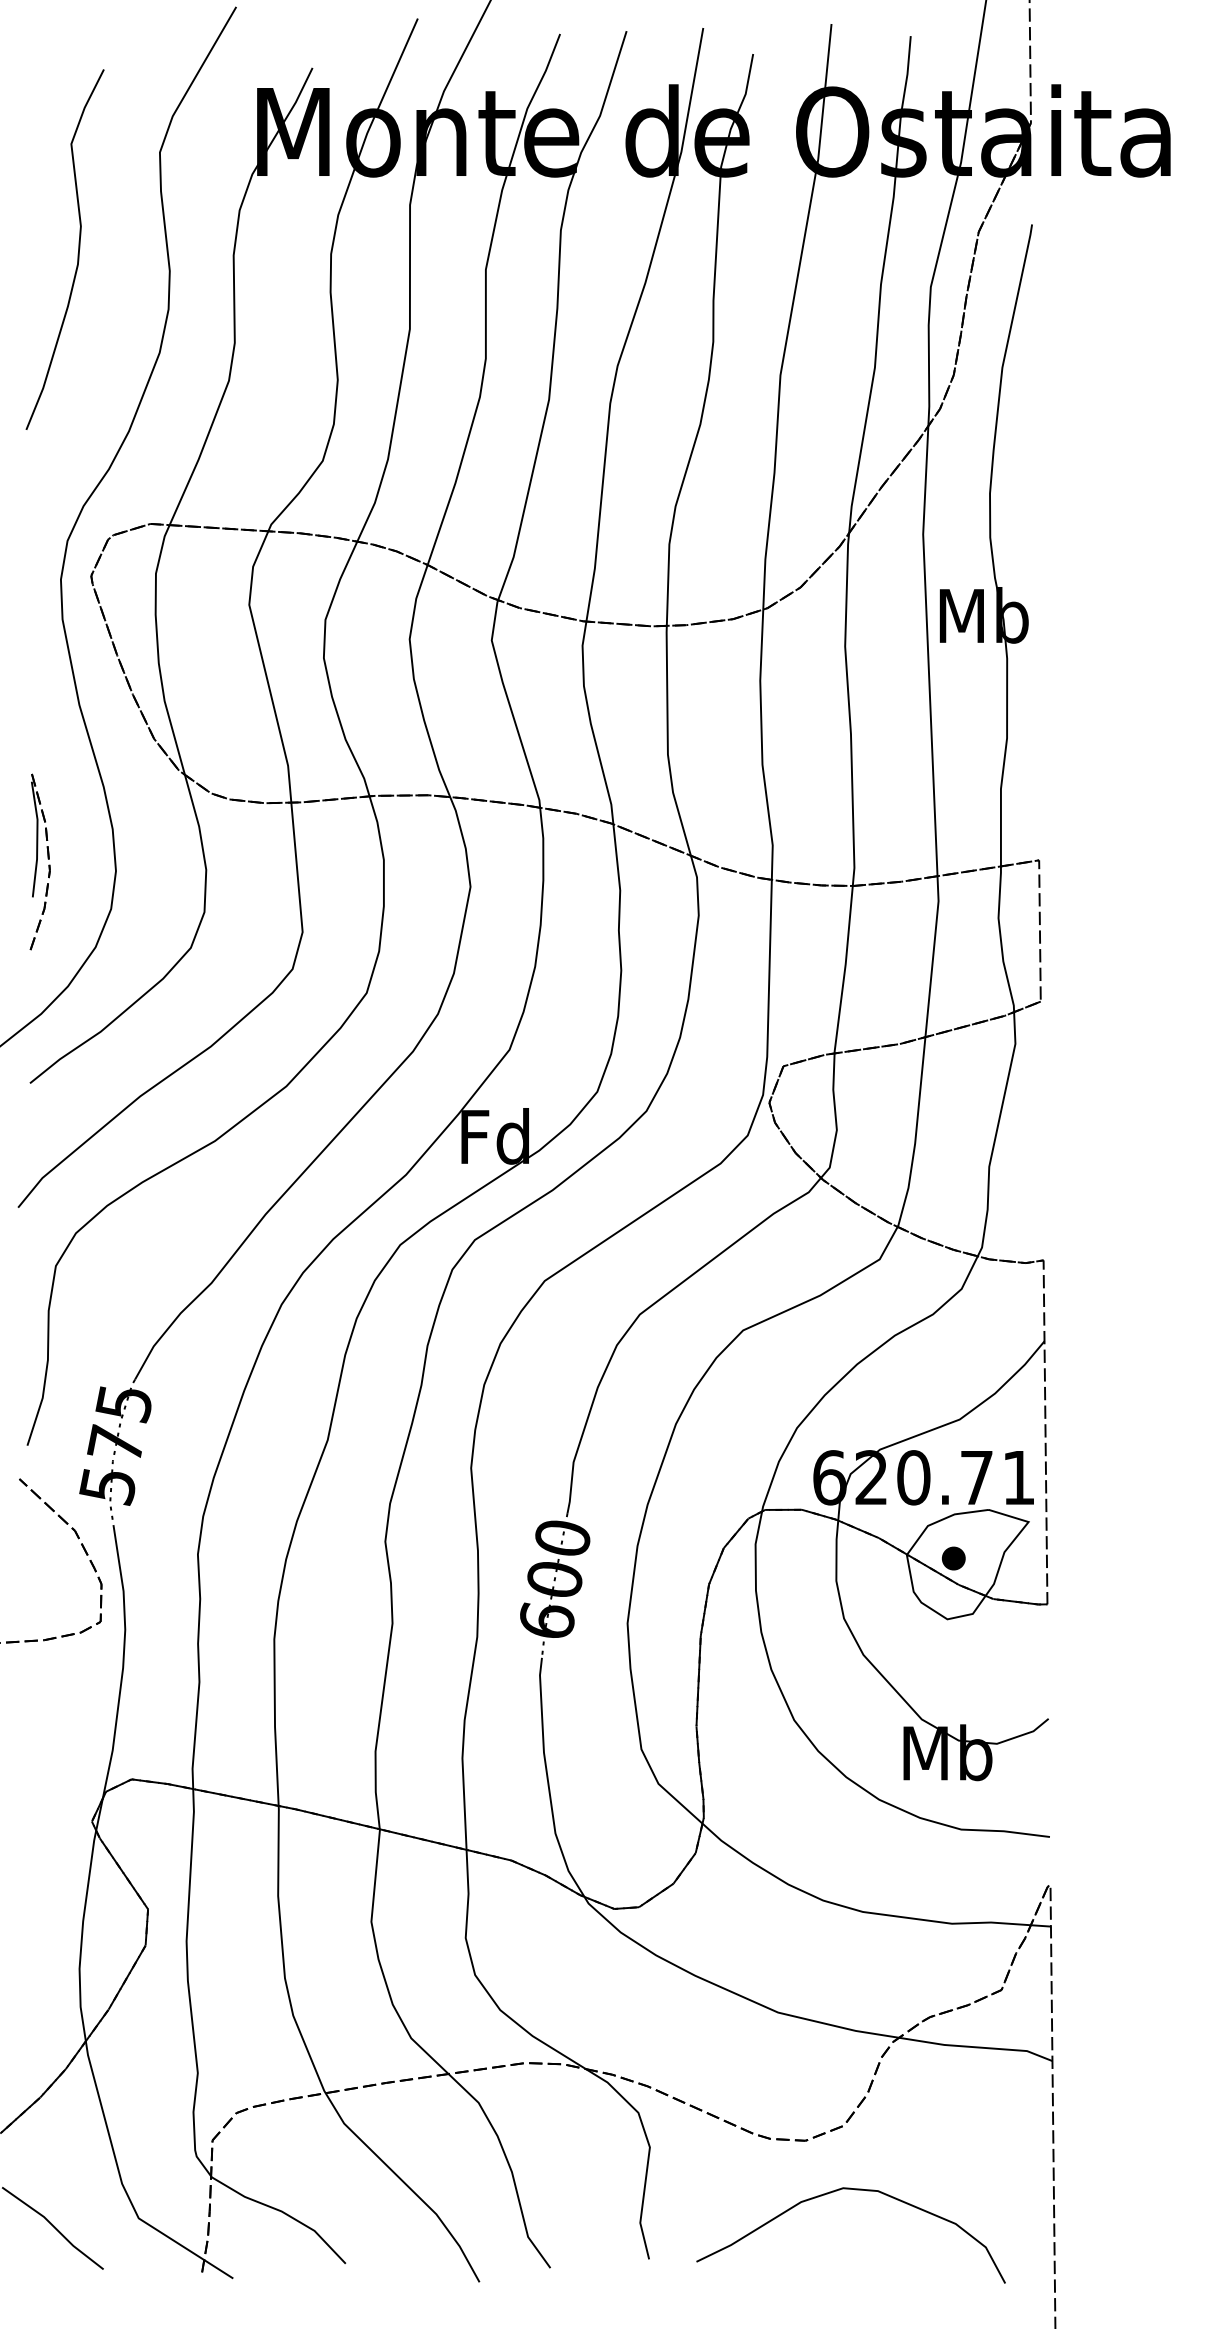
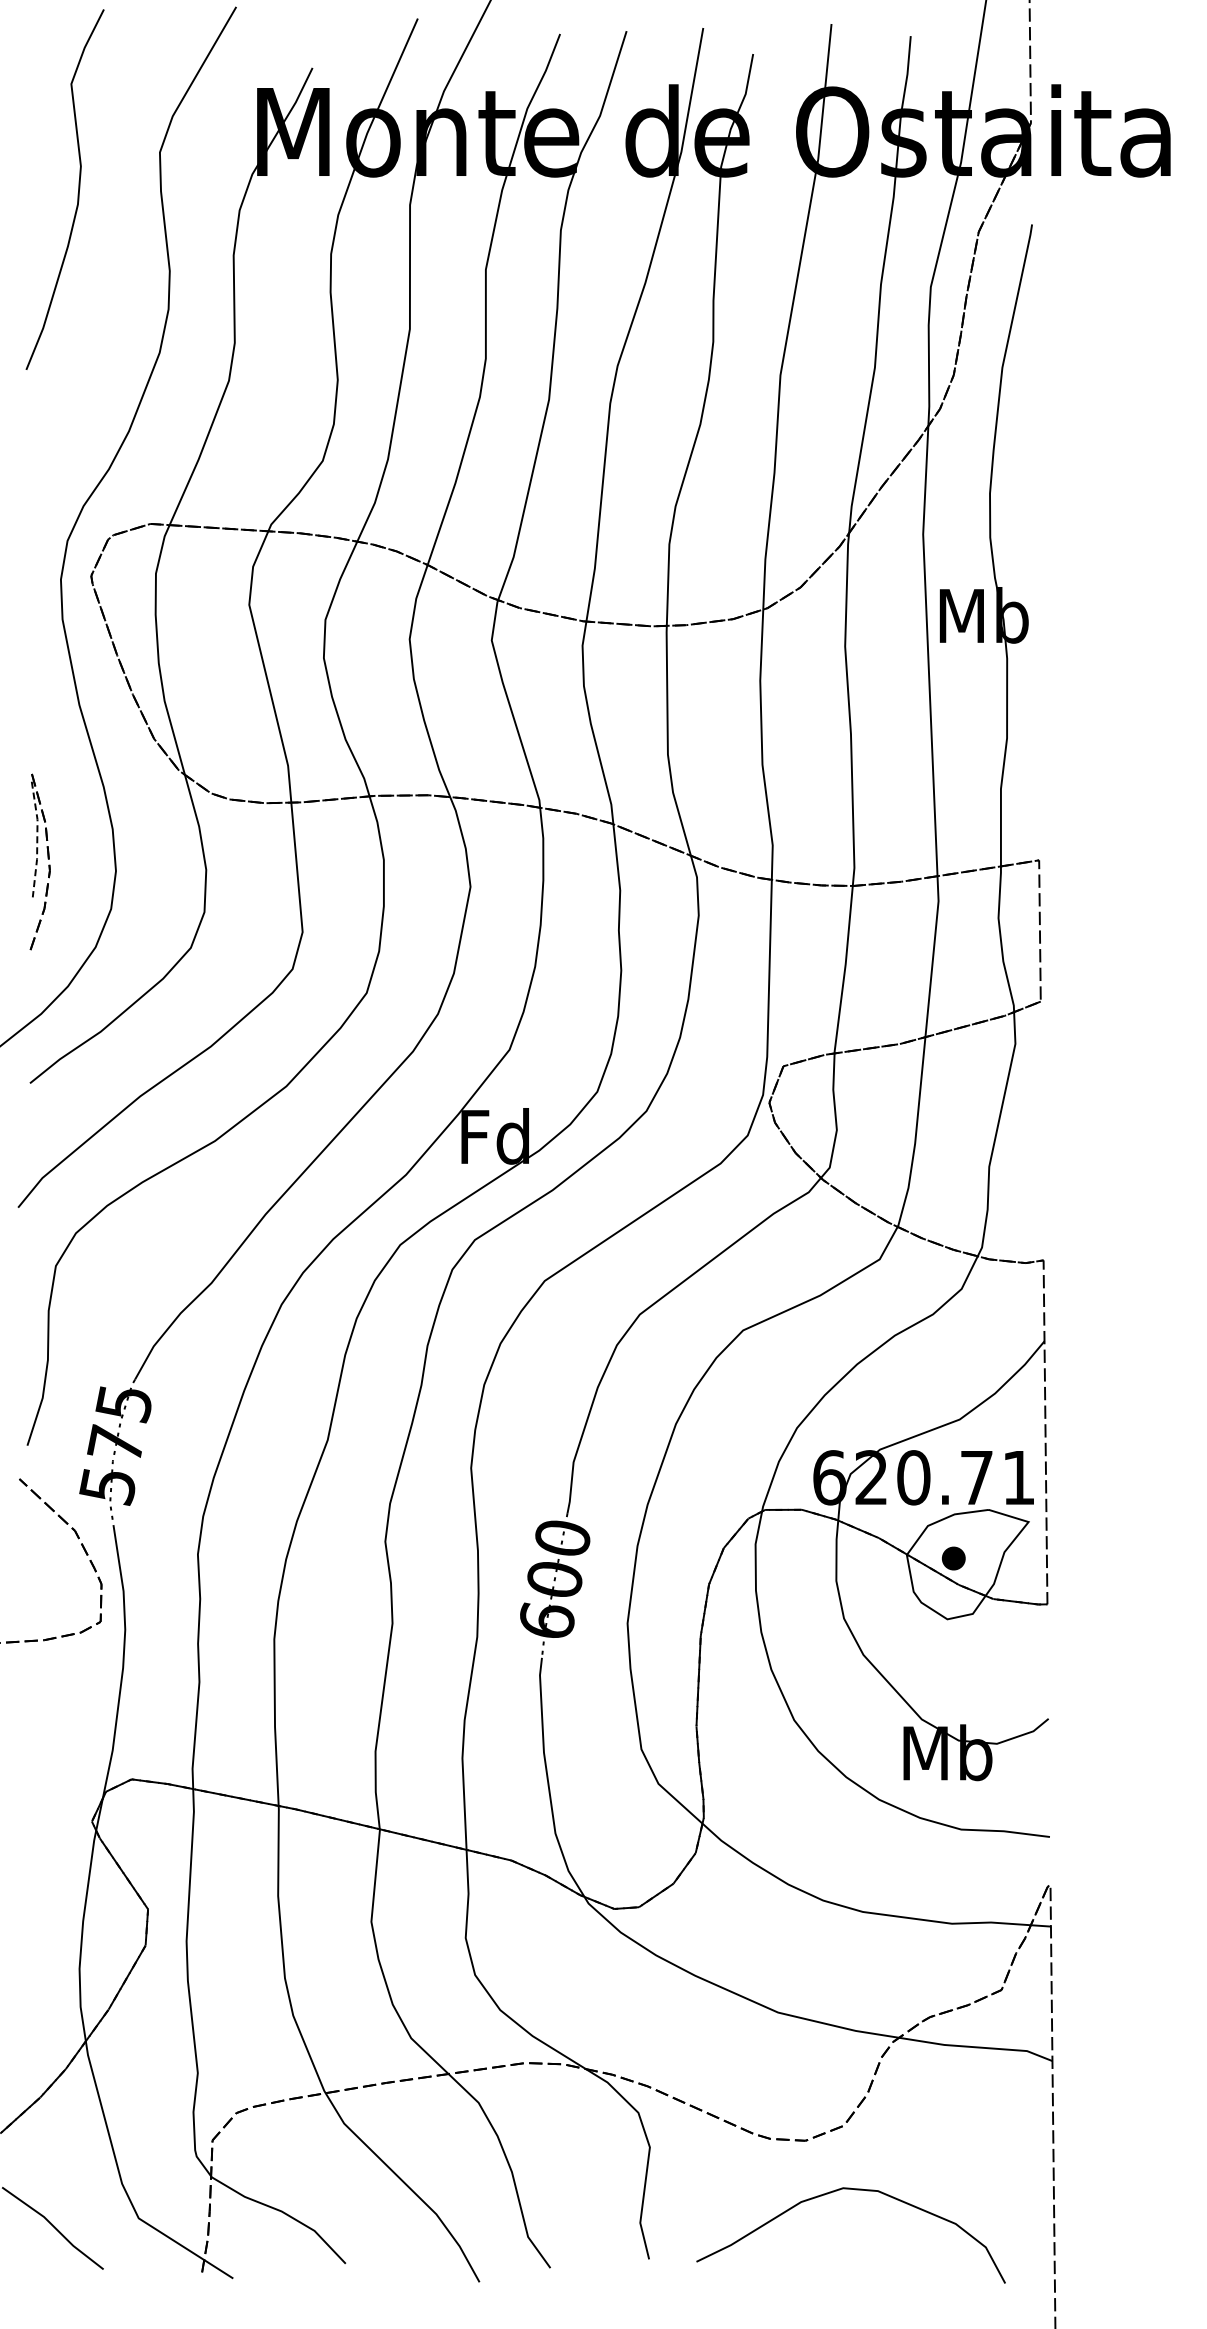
curve position: (77, 253) -> (77, 193) (77, 193)
line: solid -> dashed (37, 839)
